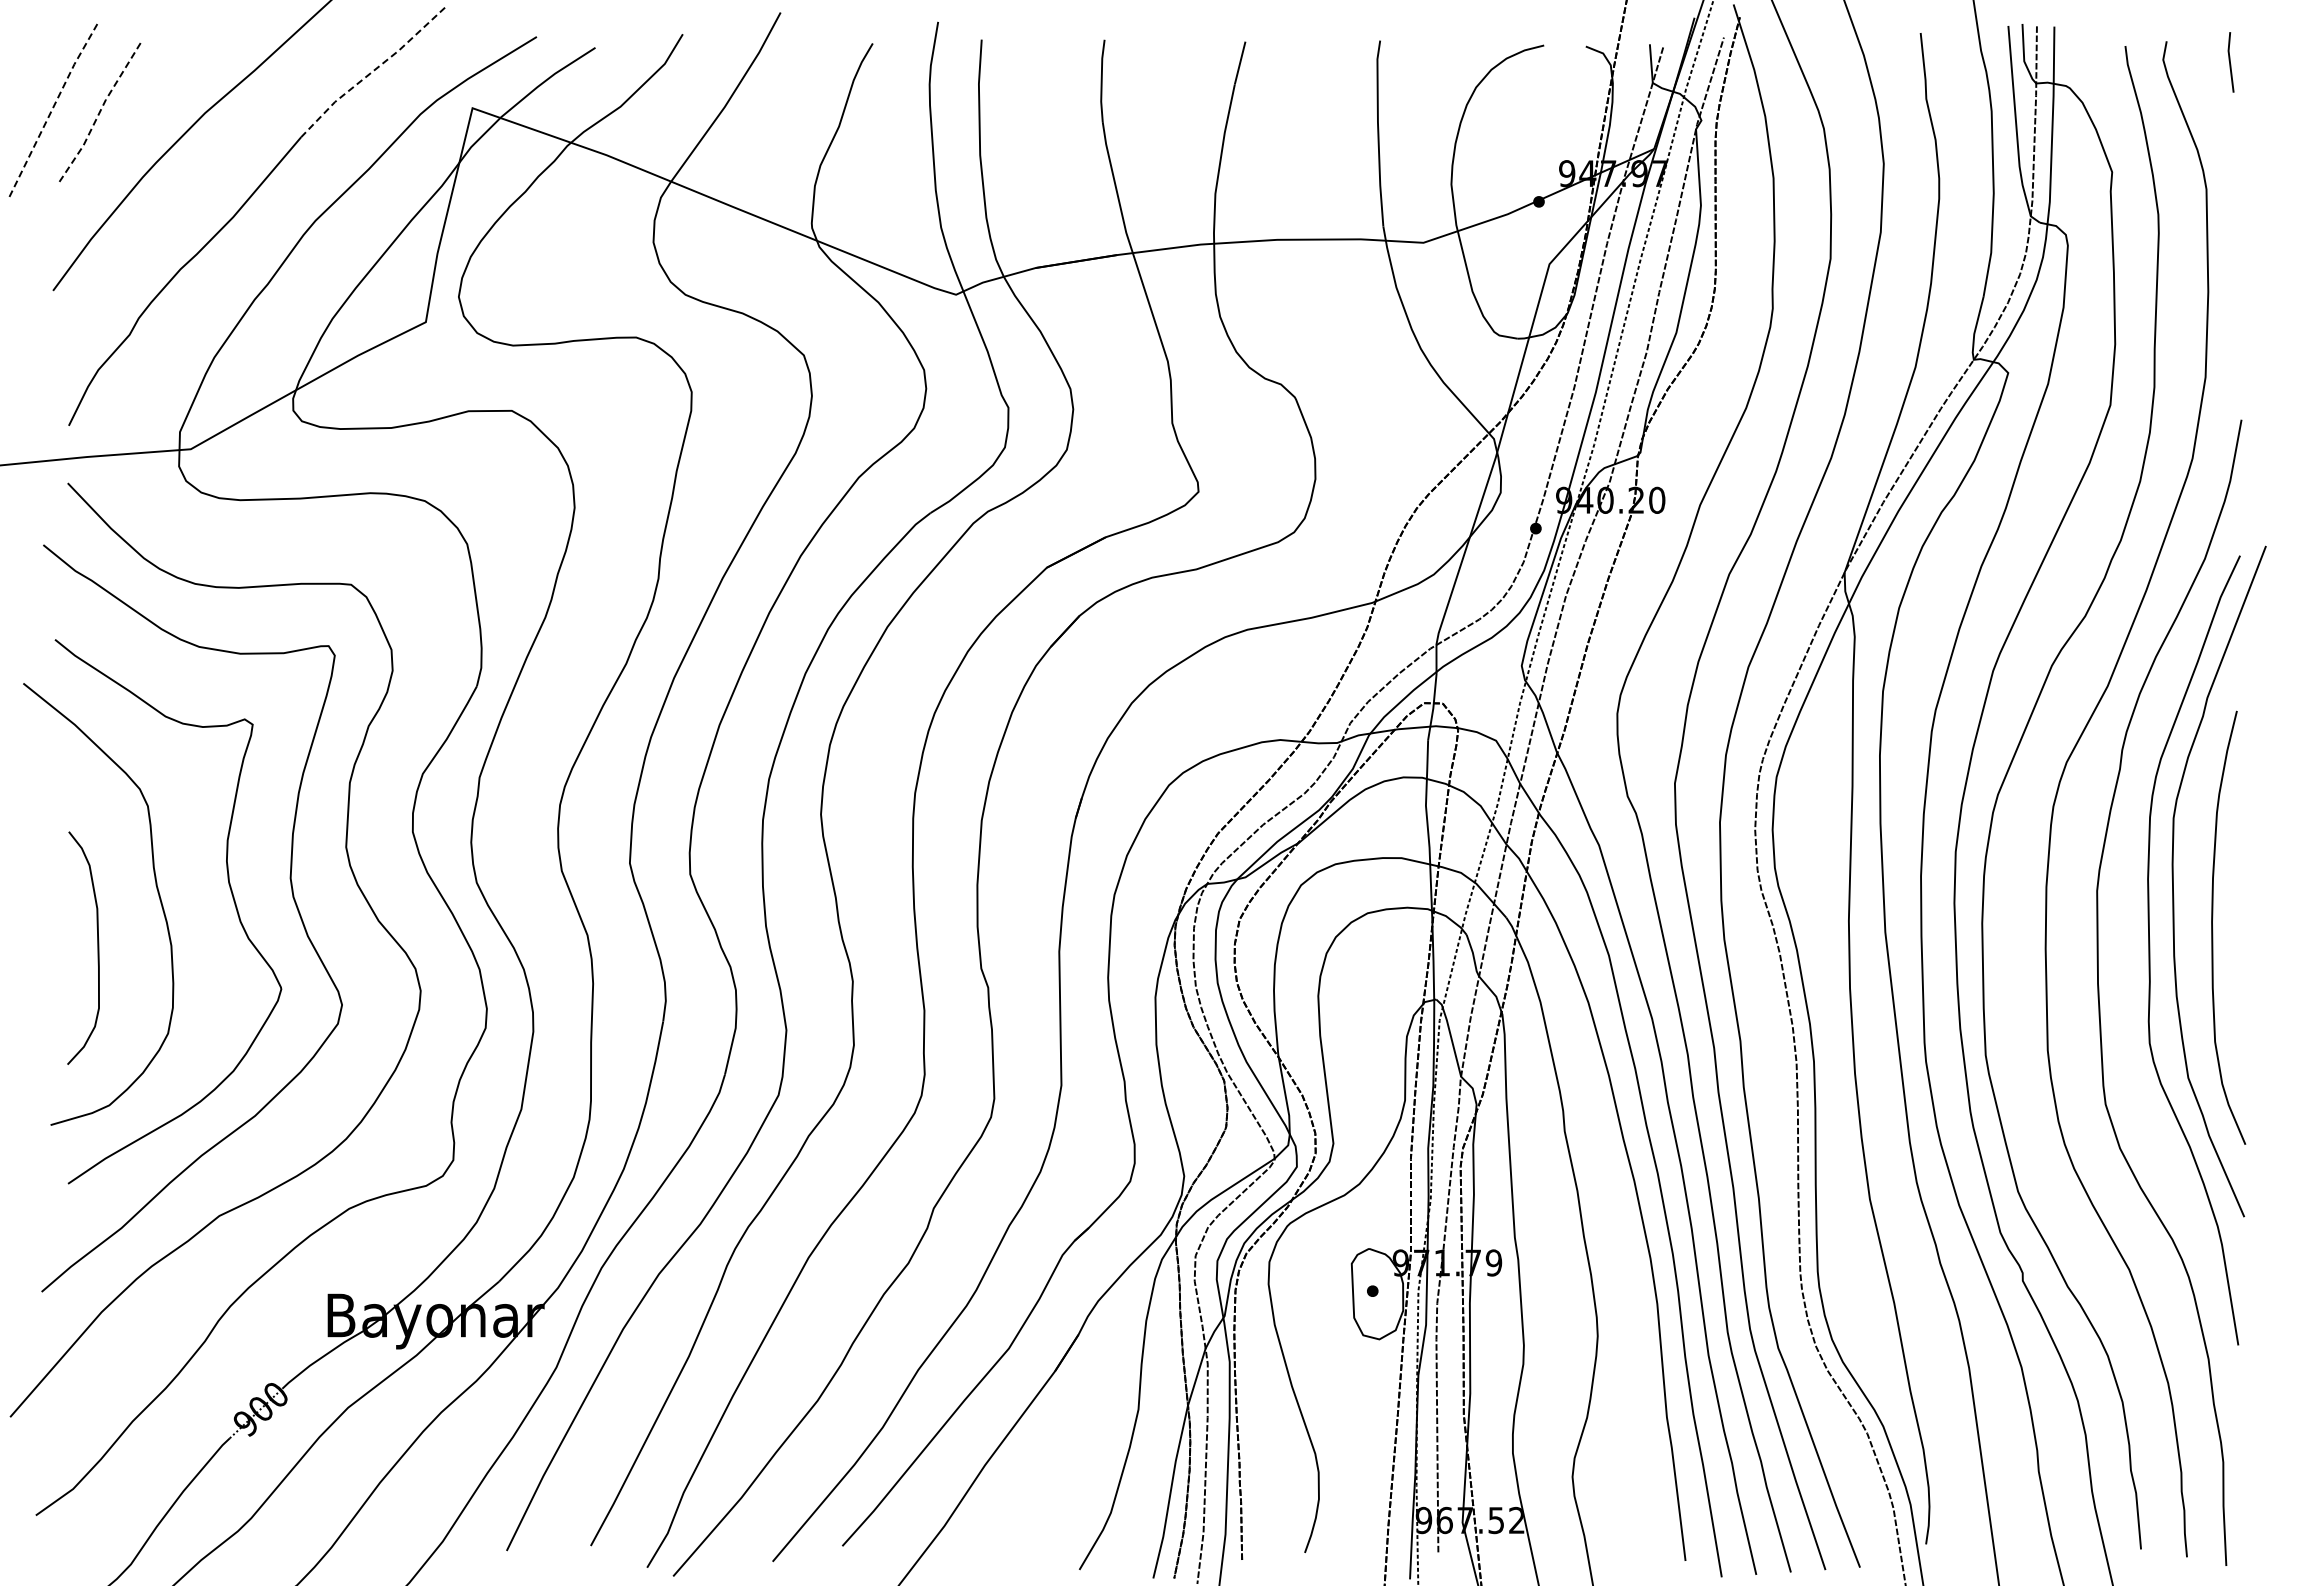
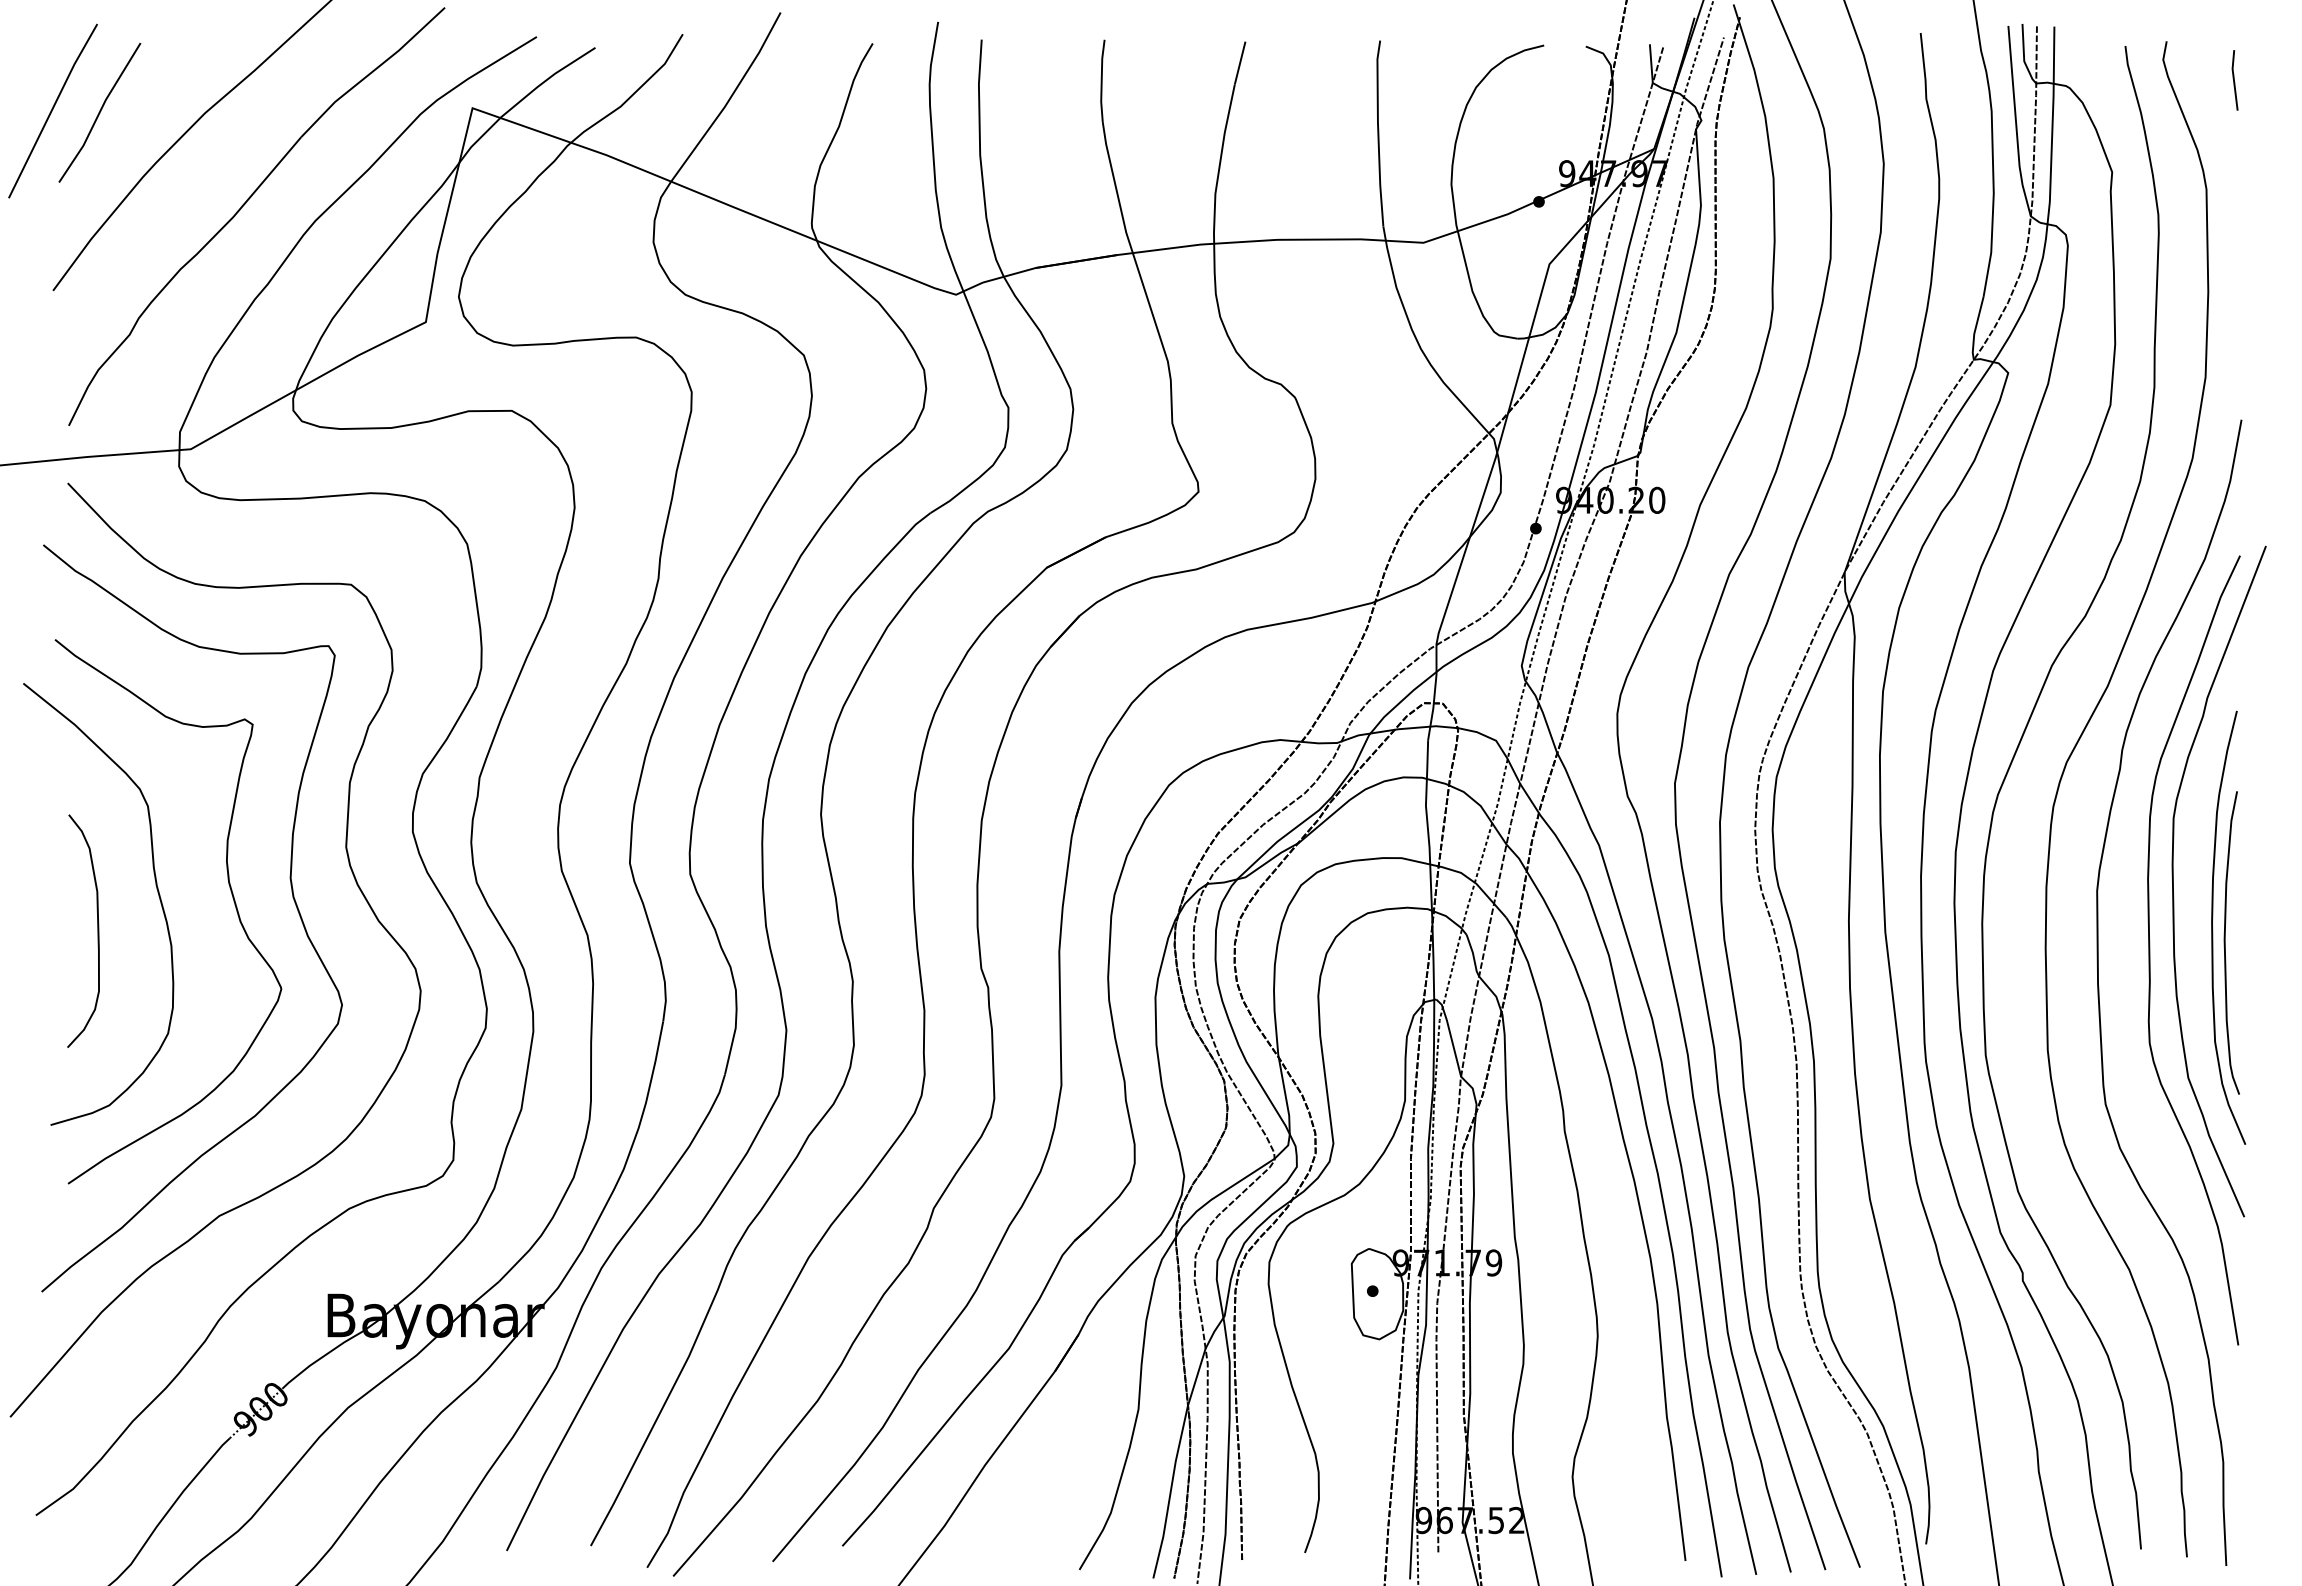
line position: (2230, 62) -> (2234, 80) (2234, 80)
line: dashed -> solid (372, 72)
line: dashed -> solid (52, 109)
line: dashed -> solid (99, 113)
curve: none -> present (2225, 942)
curve position: (97, 947) -> (97, 930) (97, 930)
